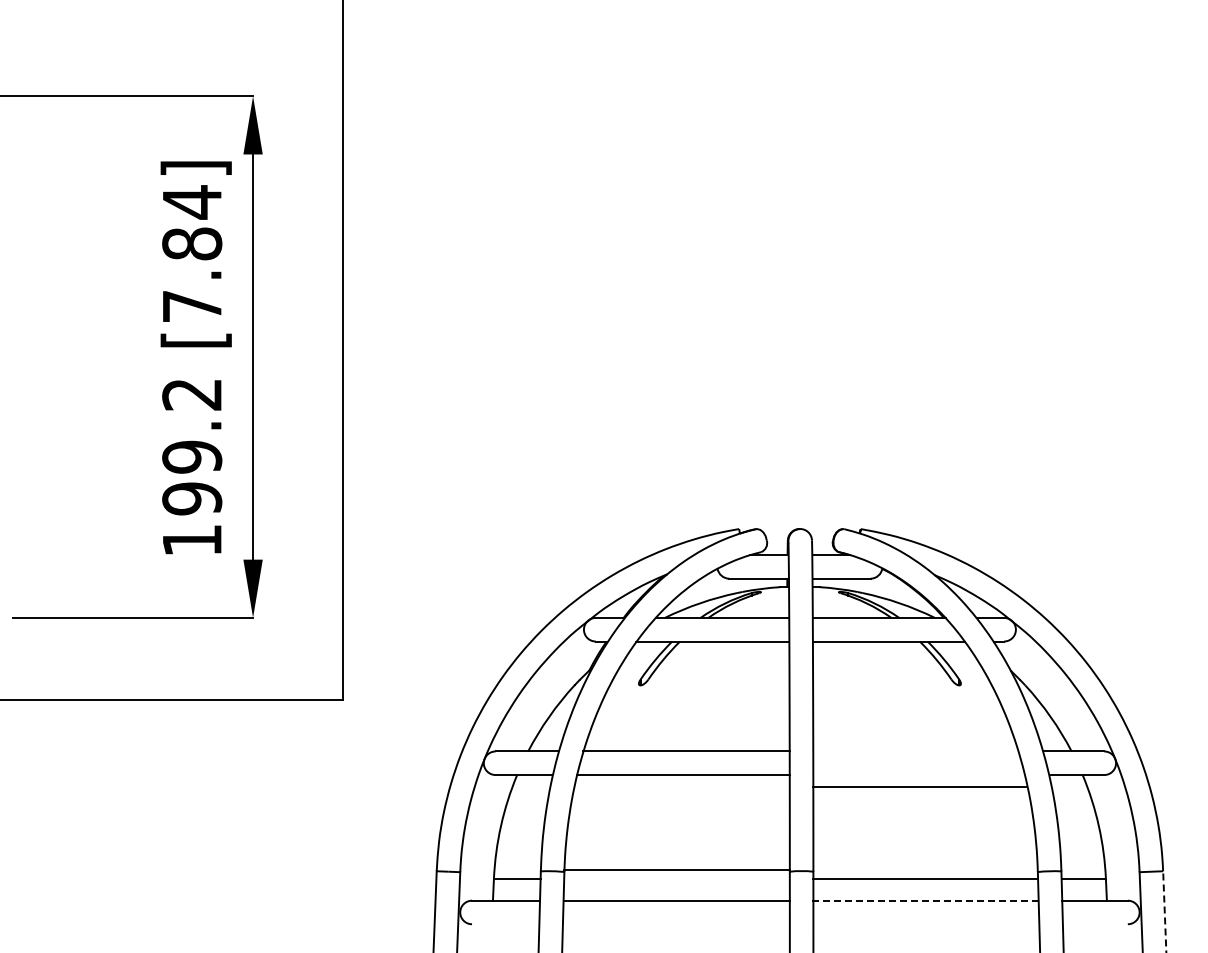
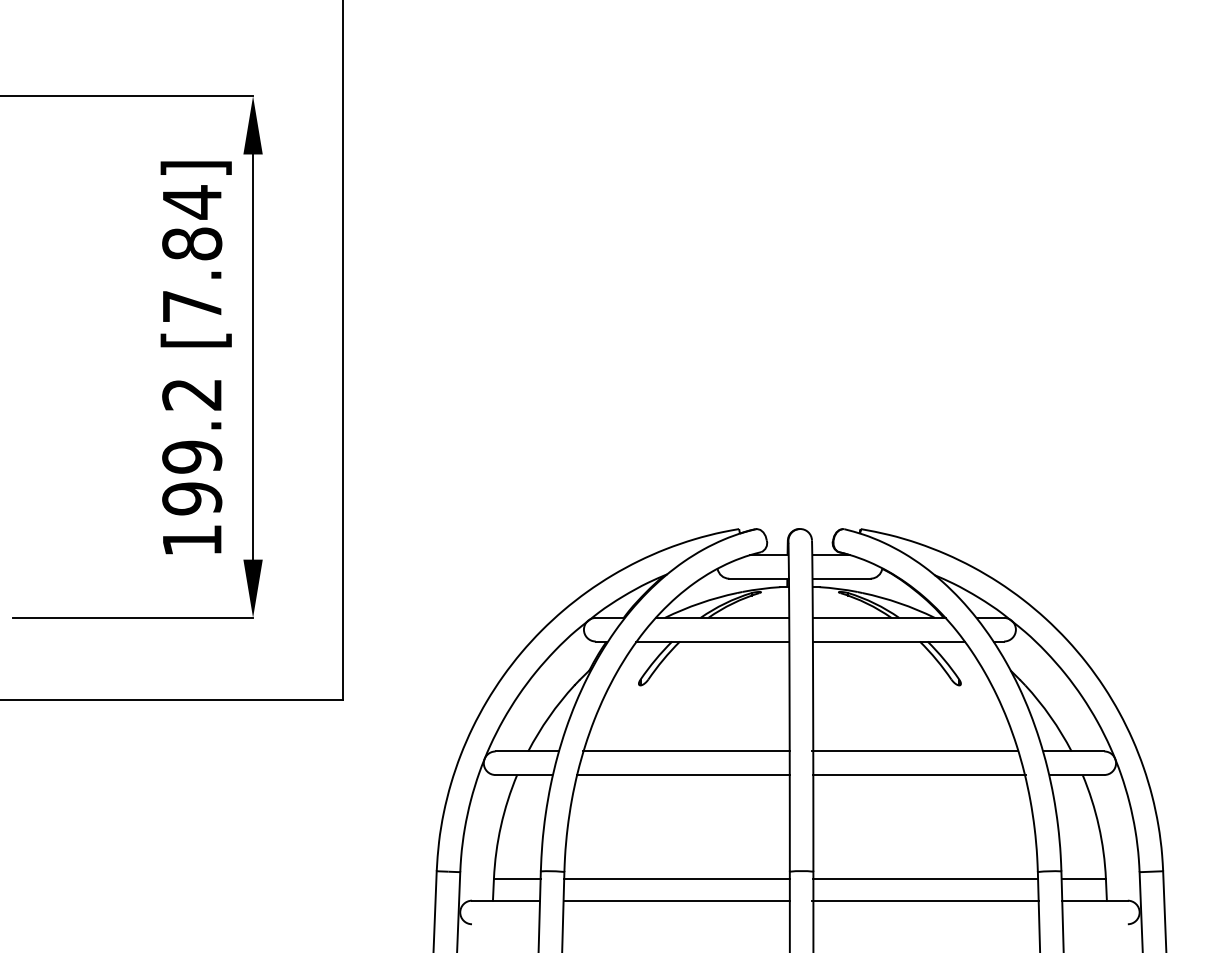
line: none -> present (914, 751)
line position: (918, 787) -> (918, 775) (918, 775)
line position: (676, 869) -> (676, 878) (676, 878)
line: dashed -> solid (925, 900)
line: dashed -> solid (1164, 912)
